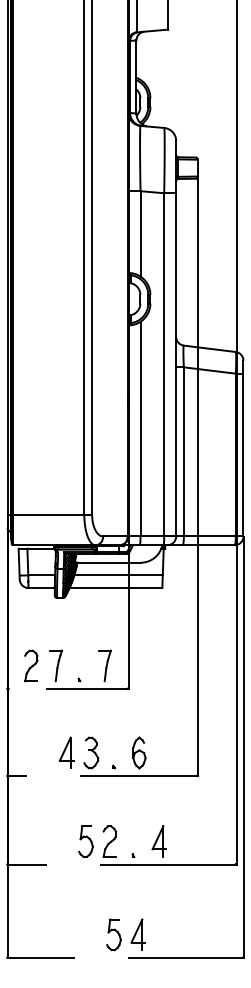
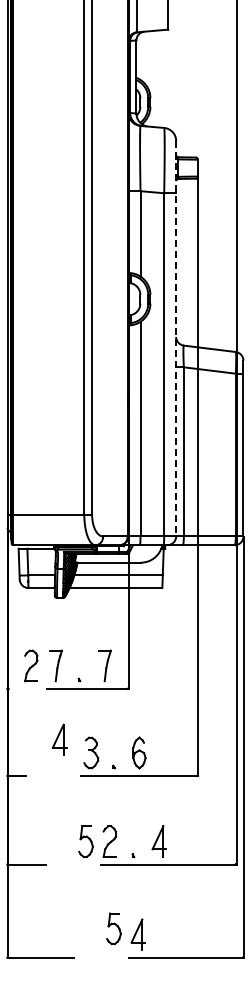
line: solid -> dashed (176, 338)
part position: (66, 752) -> (59, 739) (59, 739)
part position: (113, 934) -> (113, 928) (113, 928)
